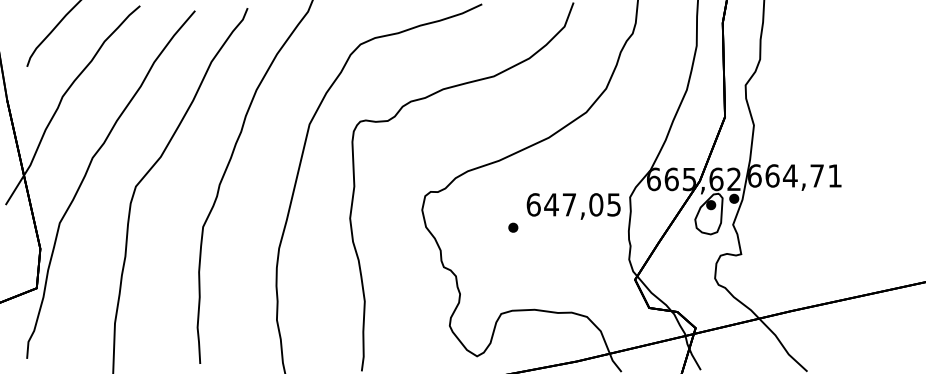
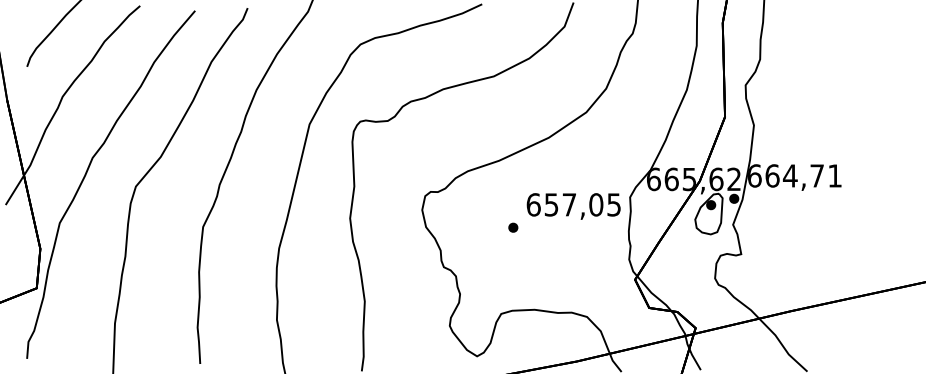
text: 647,05 -> 657,05 (551, 204)
